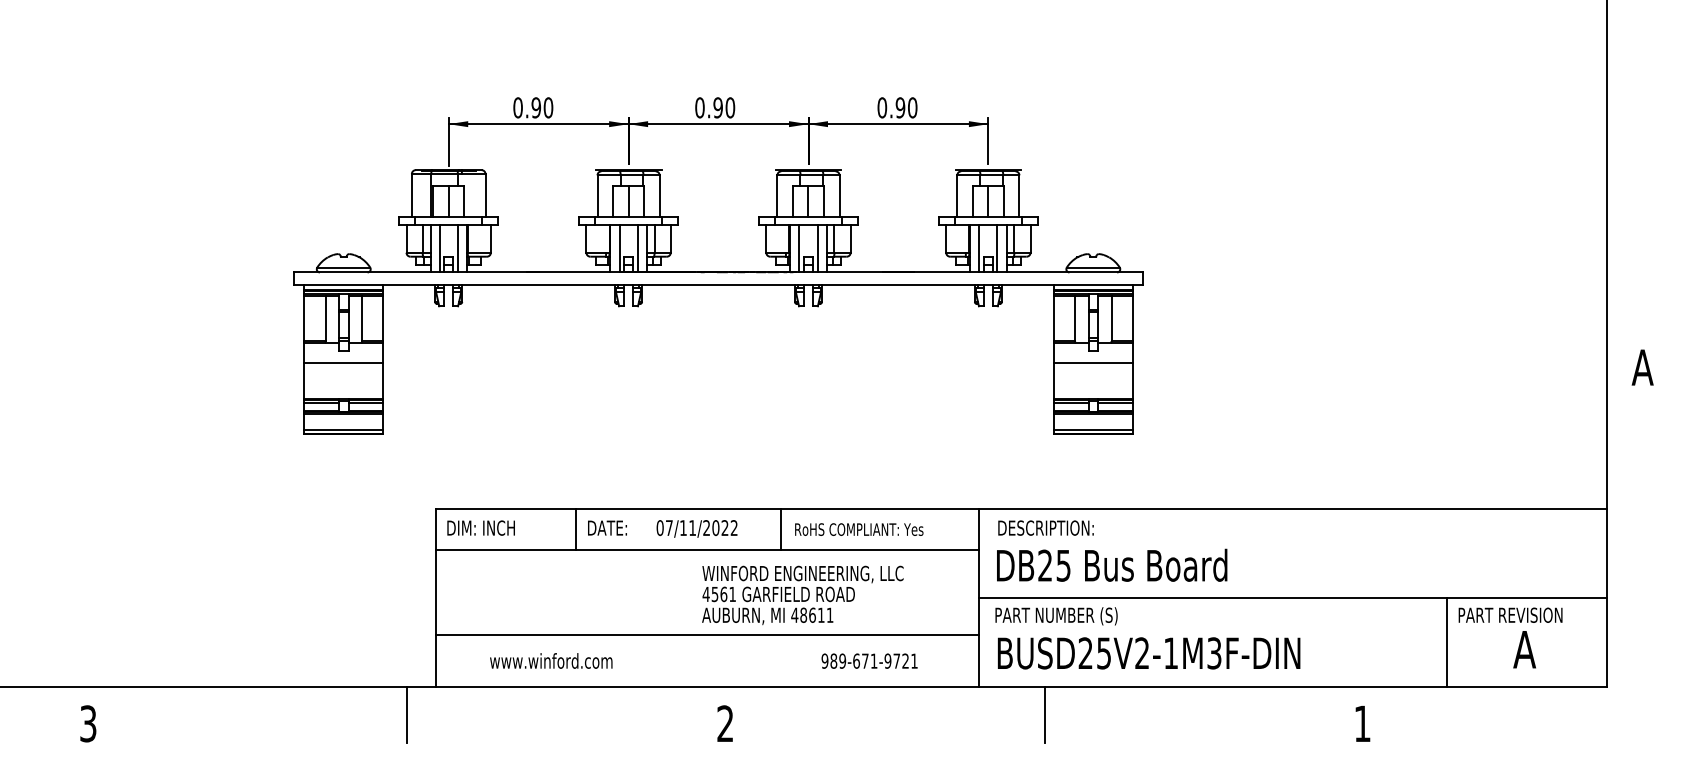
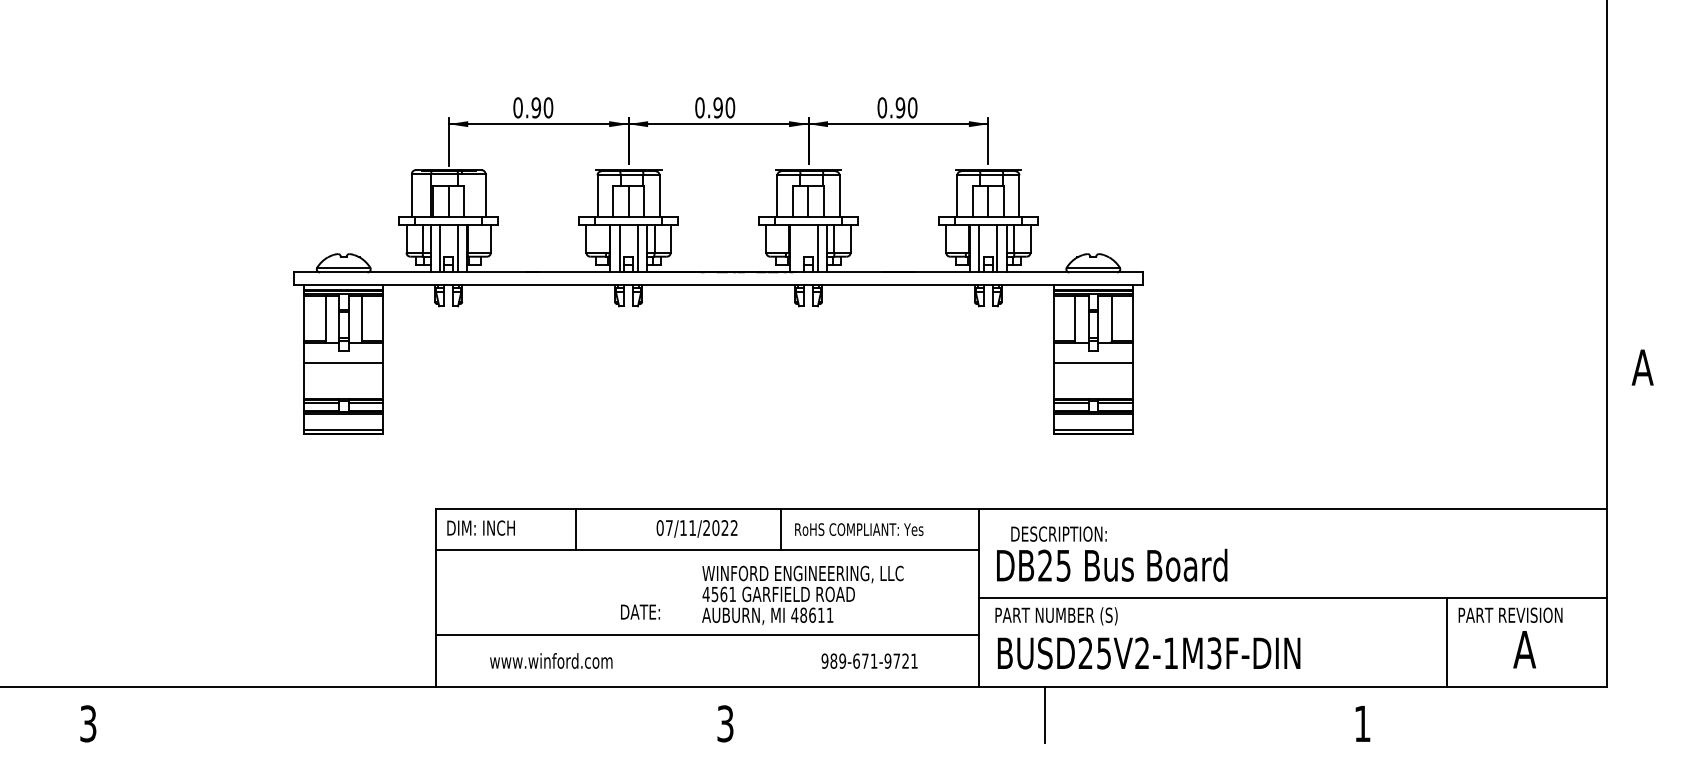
line: present -> none (799, 248)
text position: (607, 527) -> (640, 611) (640, 611)
text position: (1045, 527) -> (1058, 533) (1058, 533)
line: present -> none (407, 714)
text: 2 -> 3 (725, 723)
